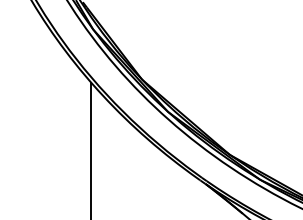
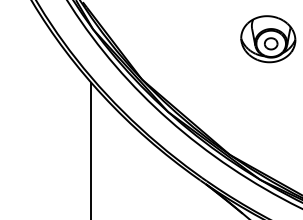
part: none -> present (268, 39)
